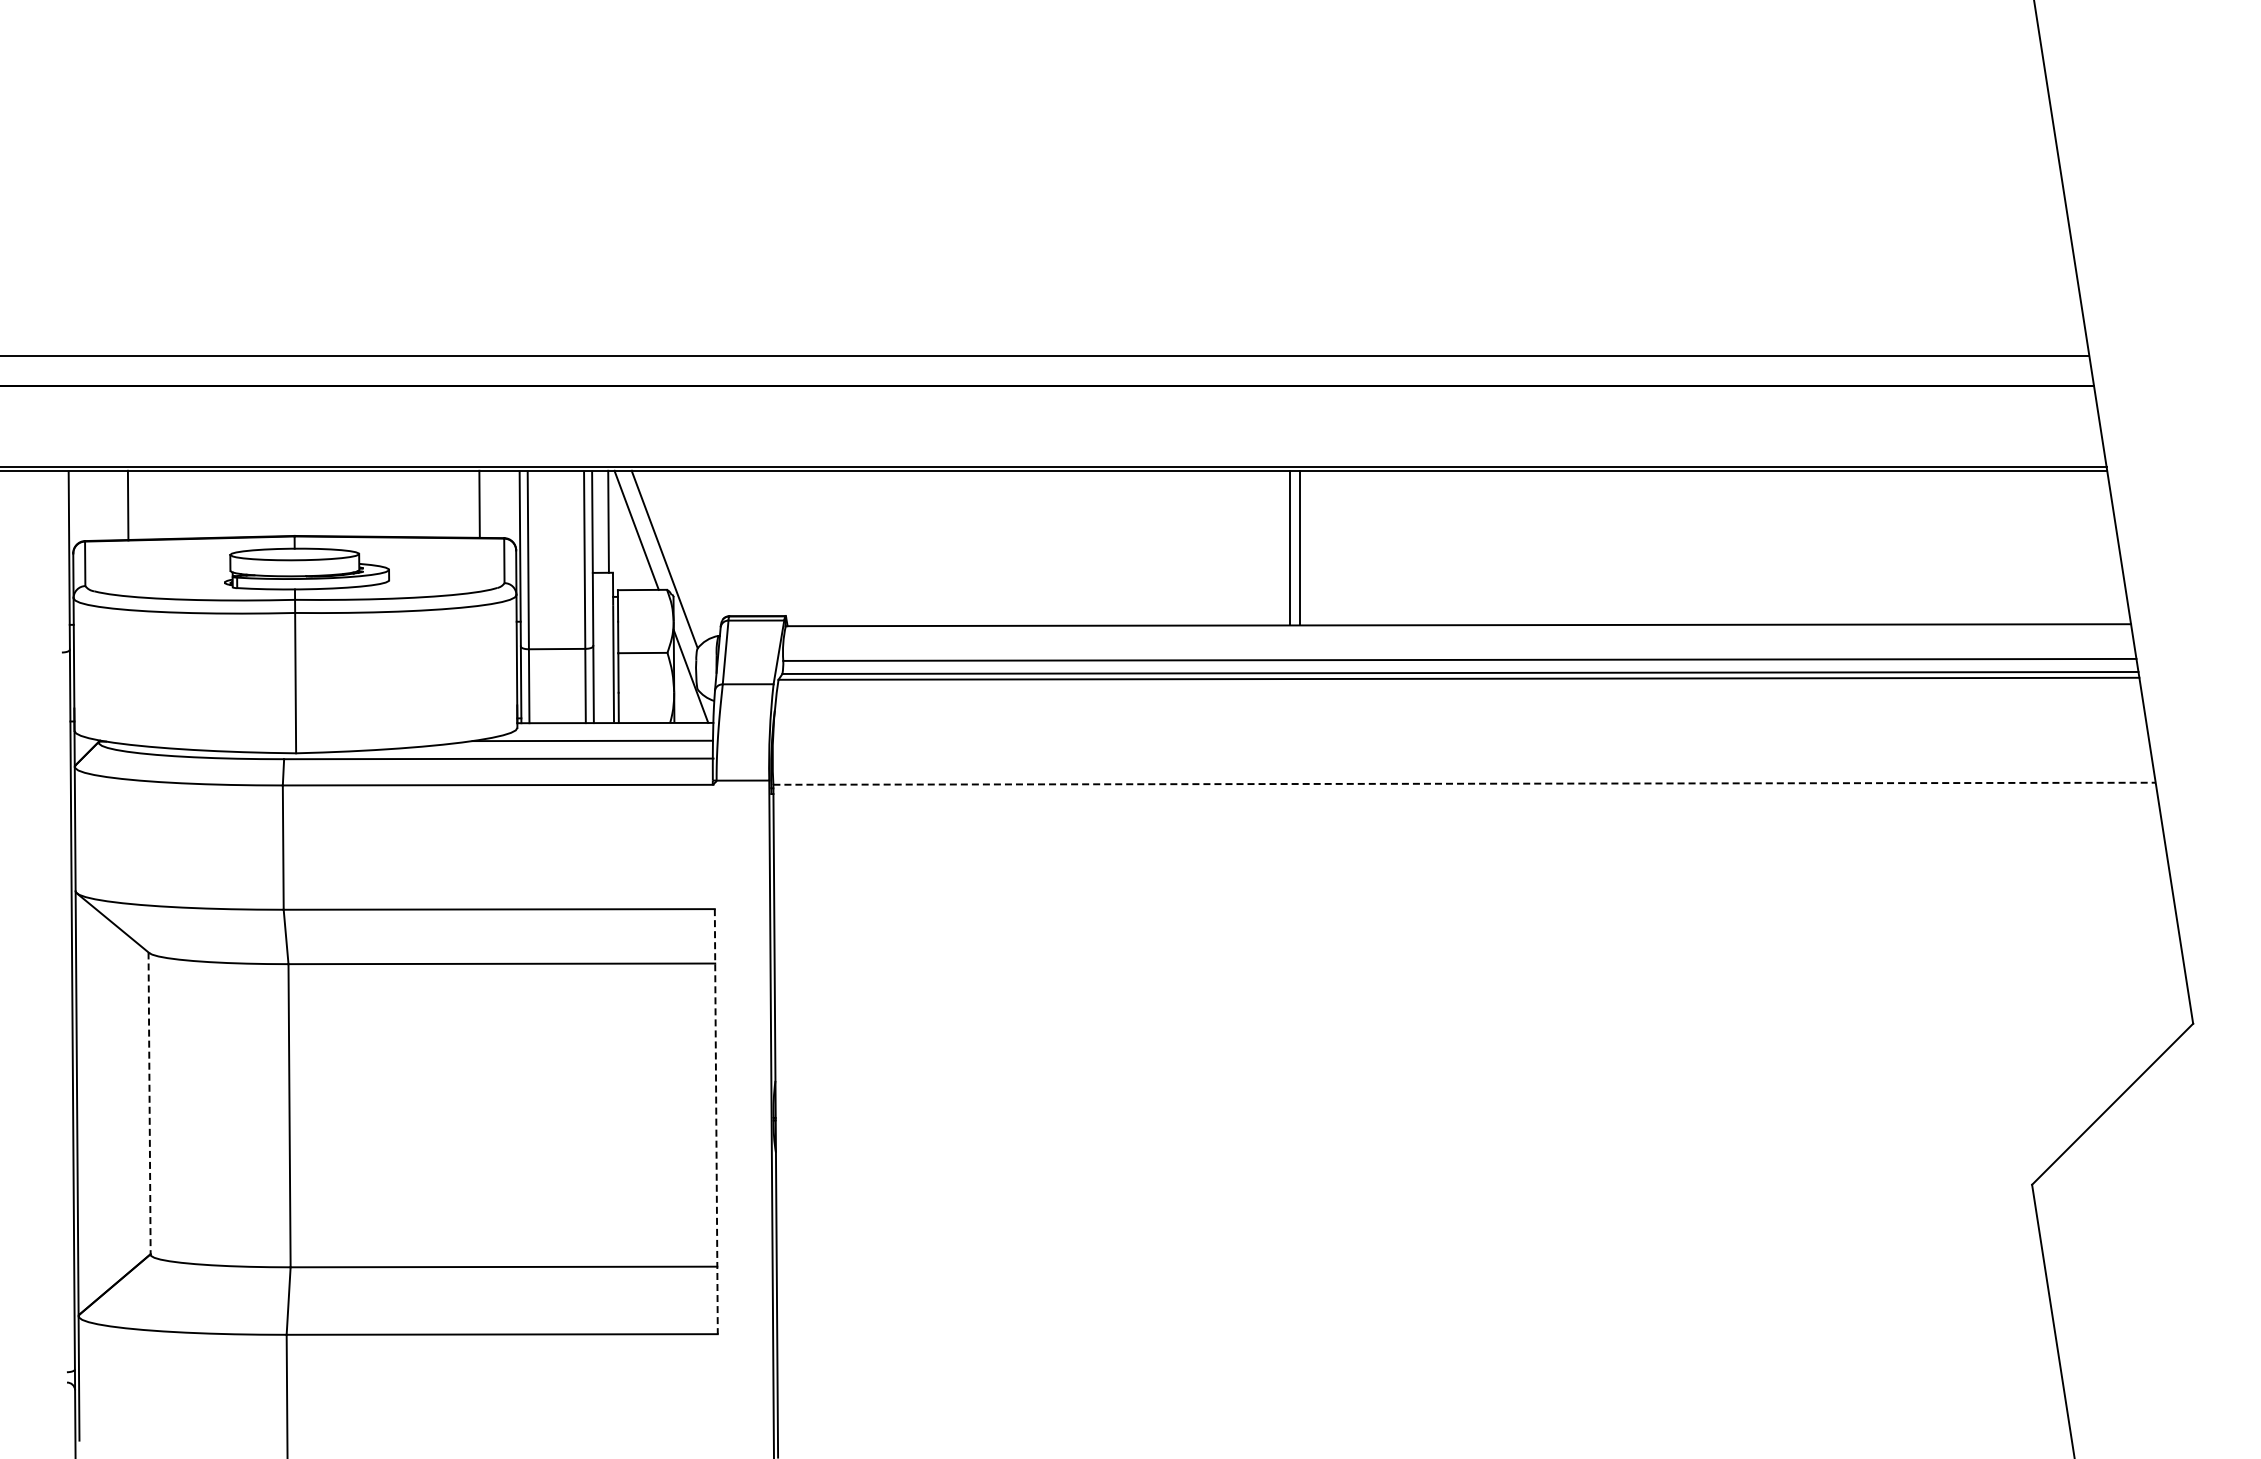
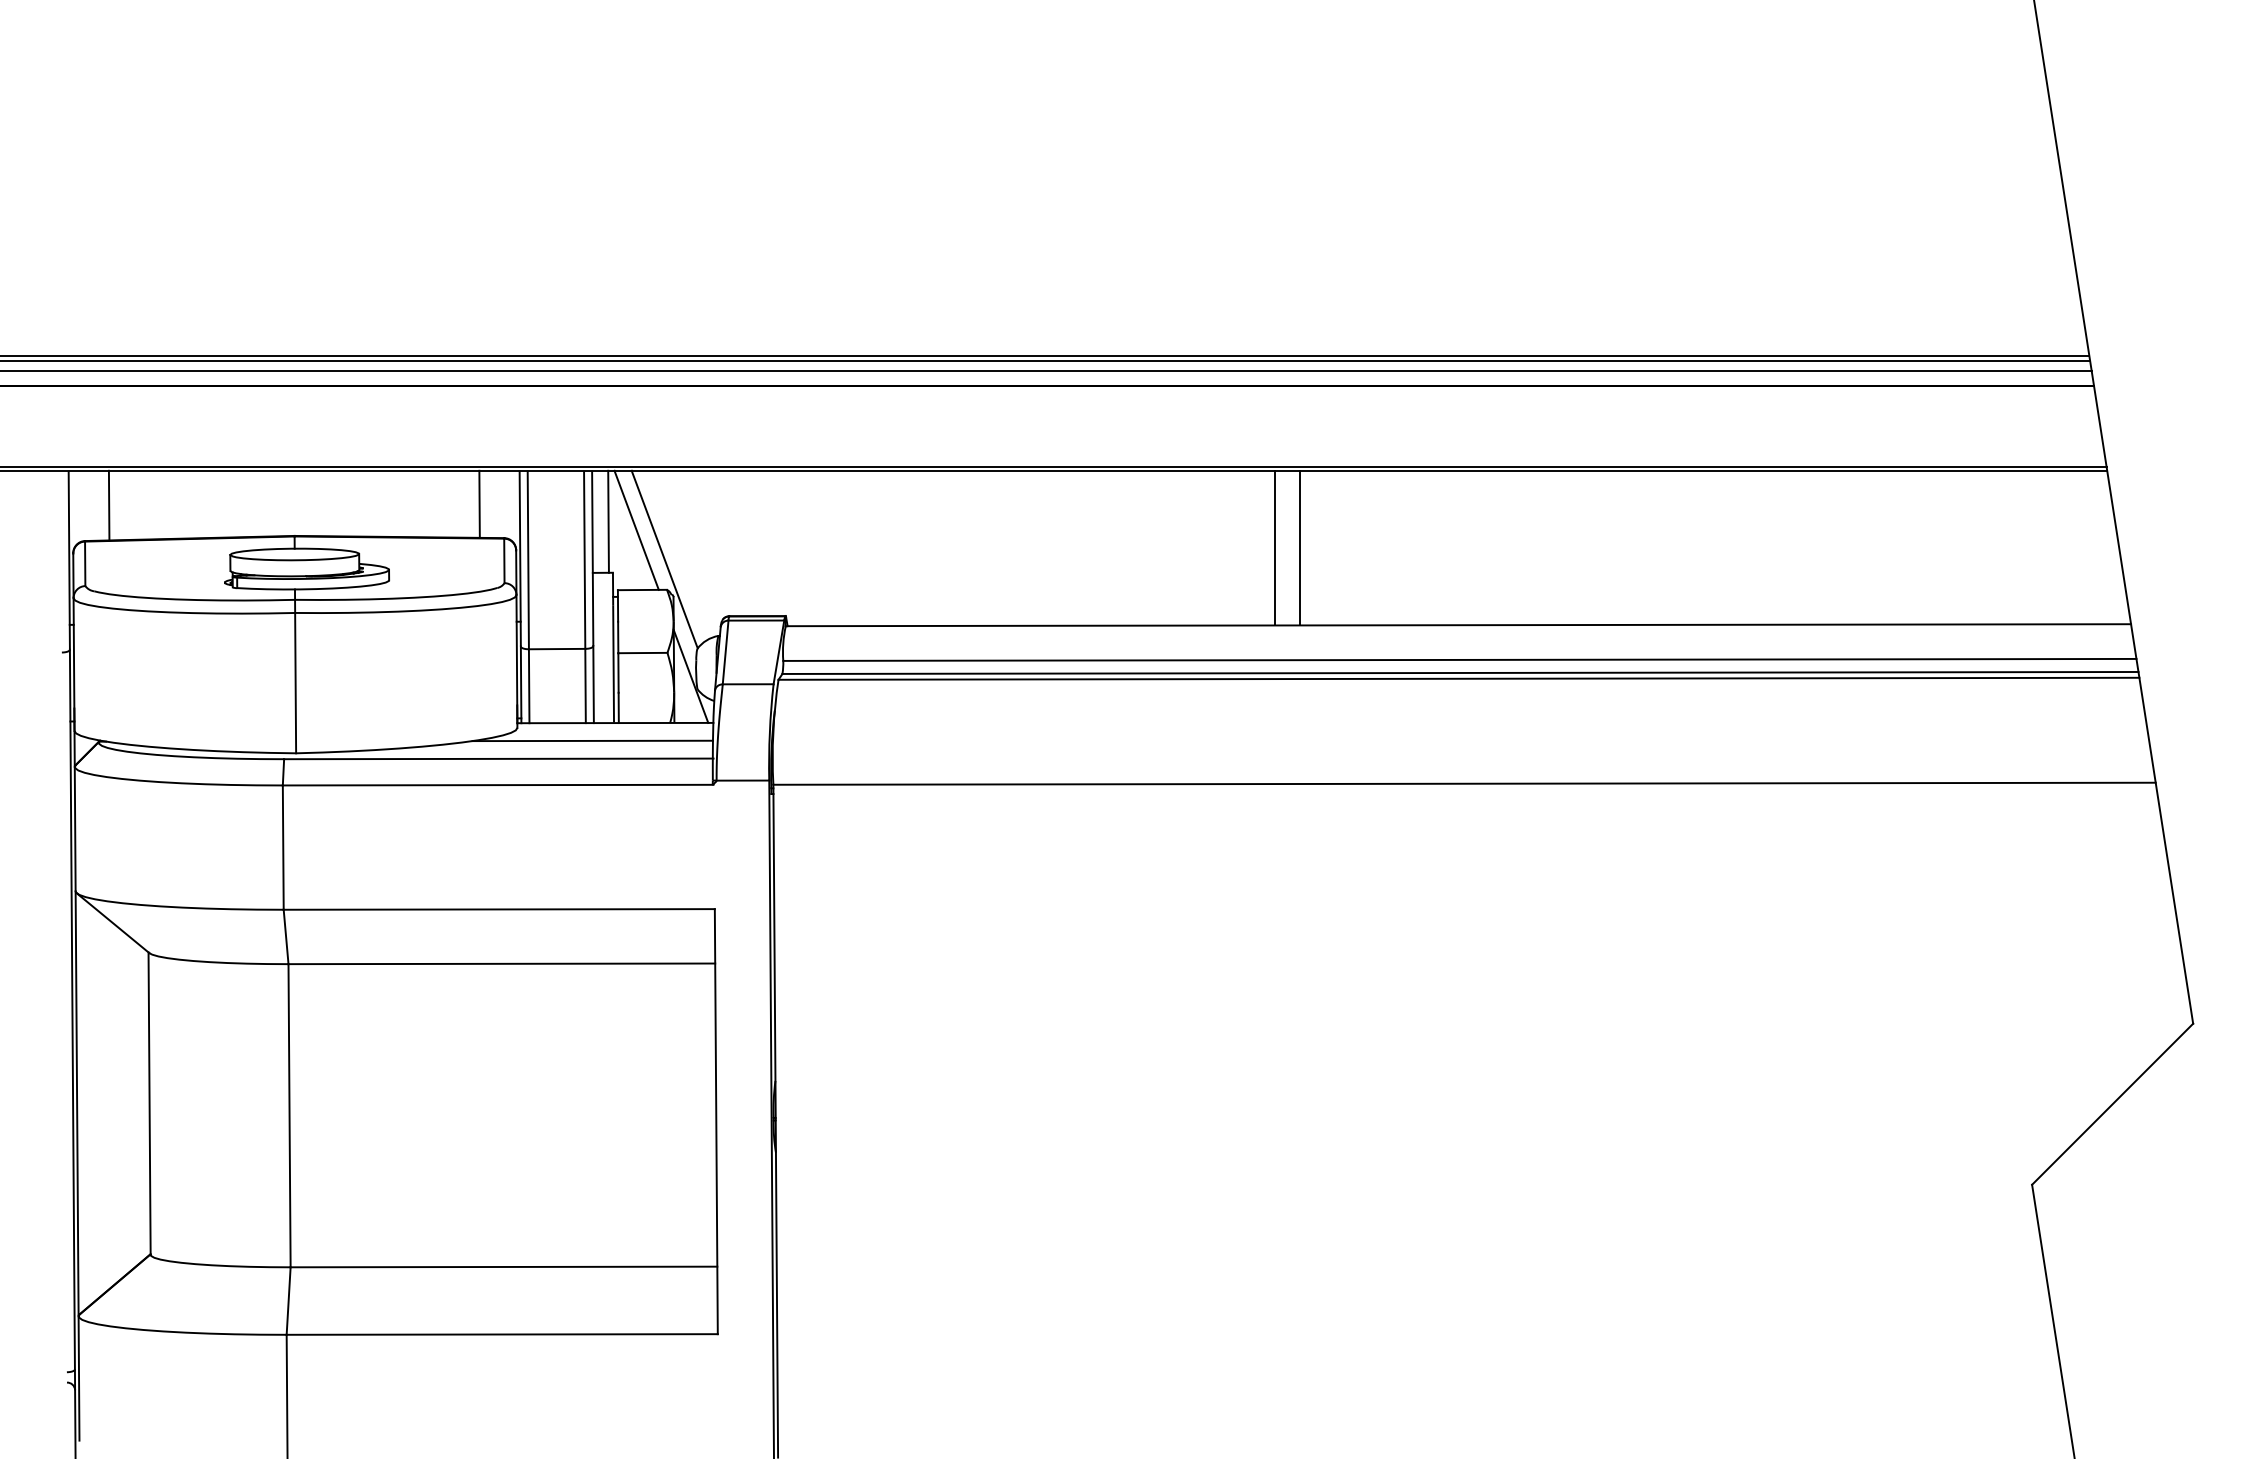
line: none -> present (1046, 361)
line: none -> present (1046, 371)
line position: (127, 505) -> (108, 505) (108, 505)
line position: (1290, 547) -> (1275, 547) (1275, 547)
line: dashed -> solid (1465, 783)
line: dashed -> solid (149, 1104)
line: dashed -> solid (716, 1121)
